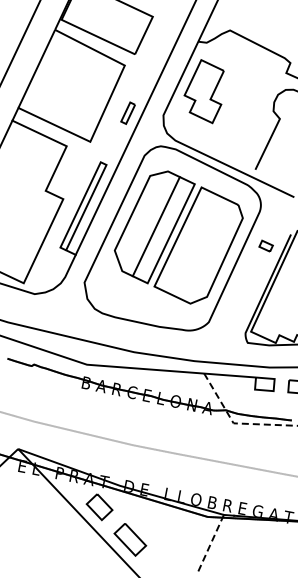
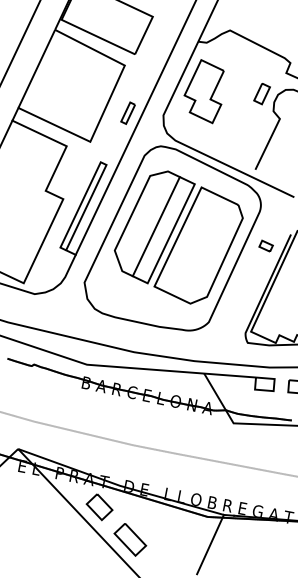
part: none -> present (261, 94)
line: dashed -> solid (236, 423)
line: dashed -> solid (210, 544)
